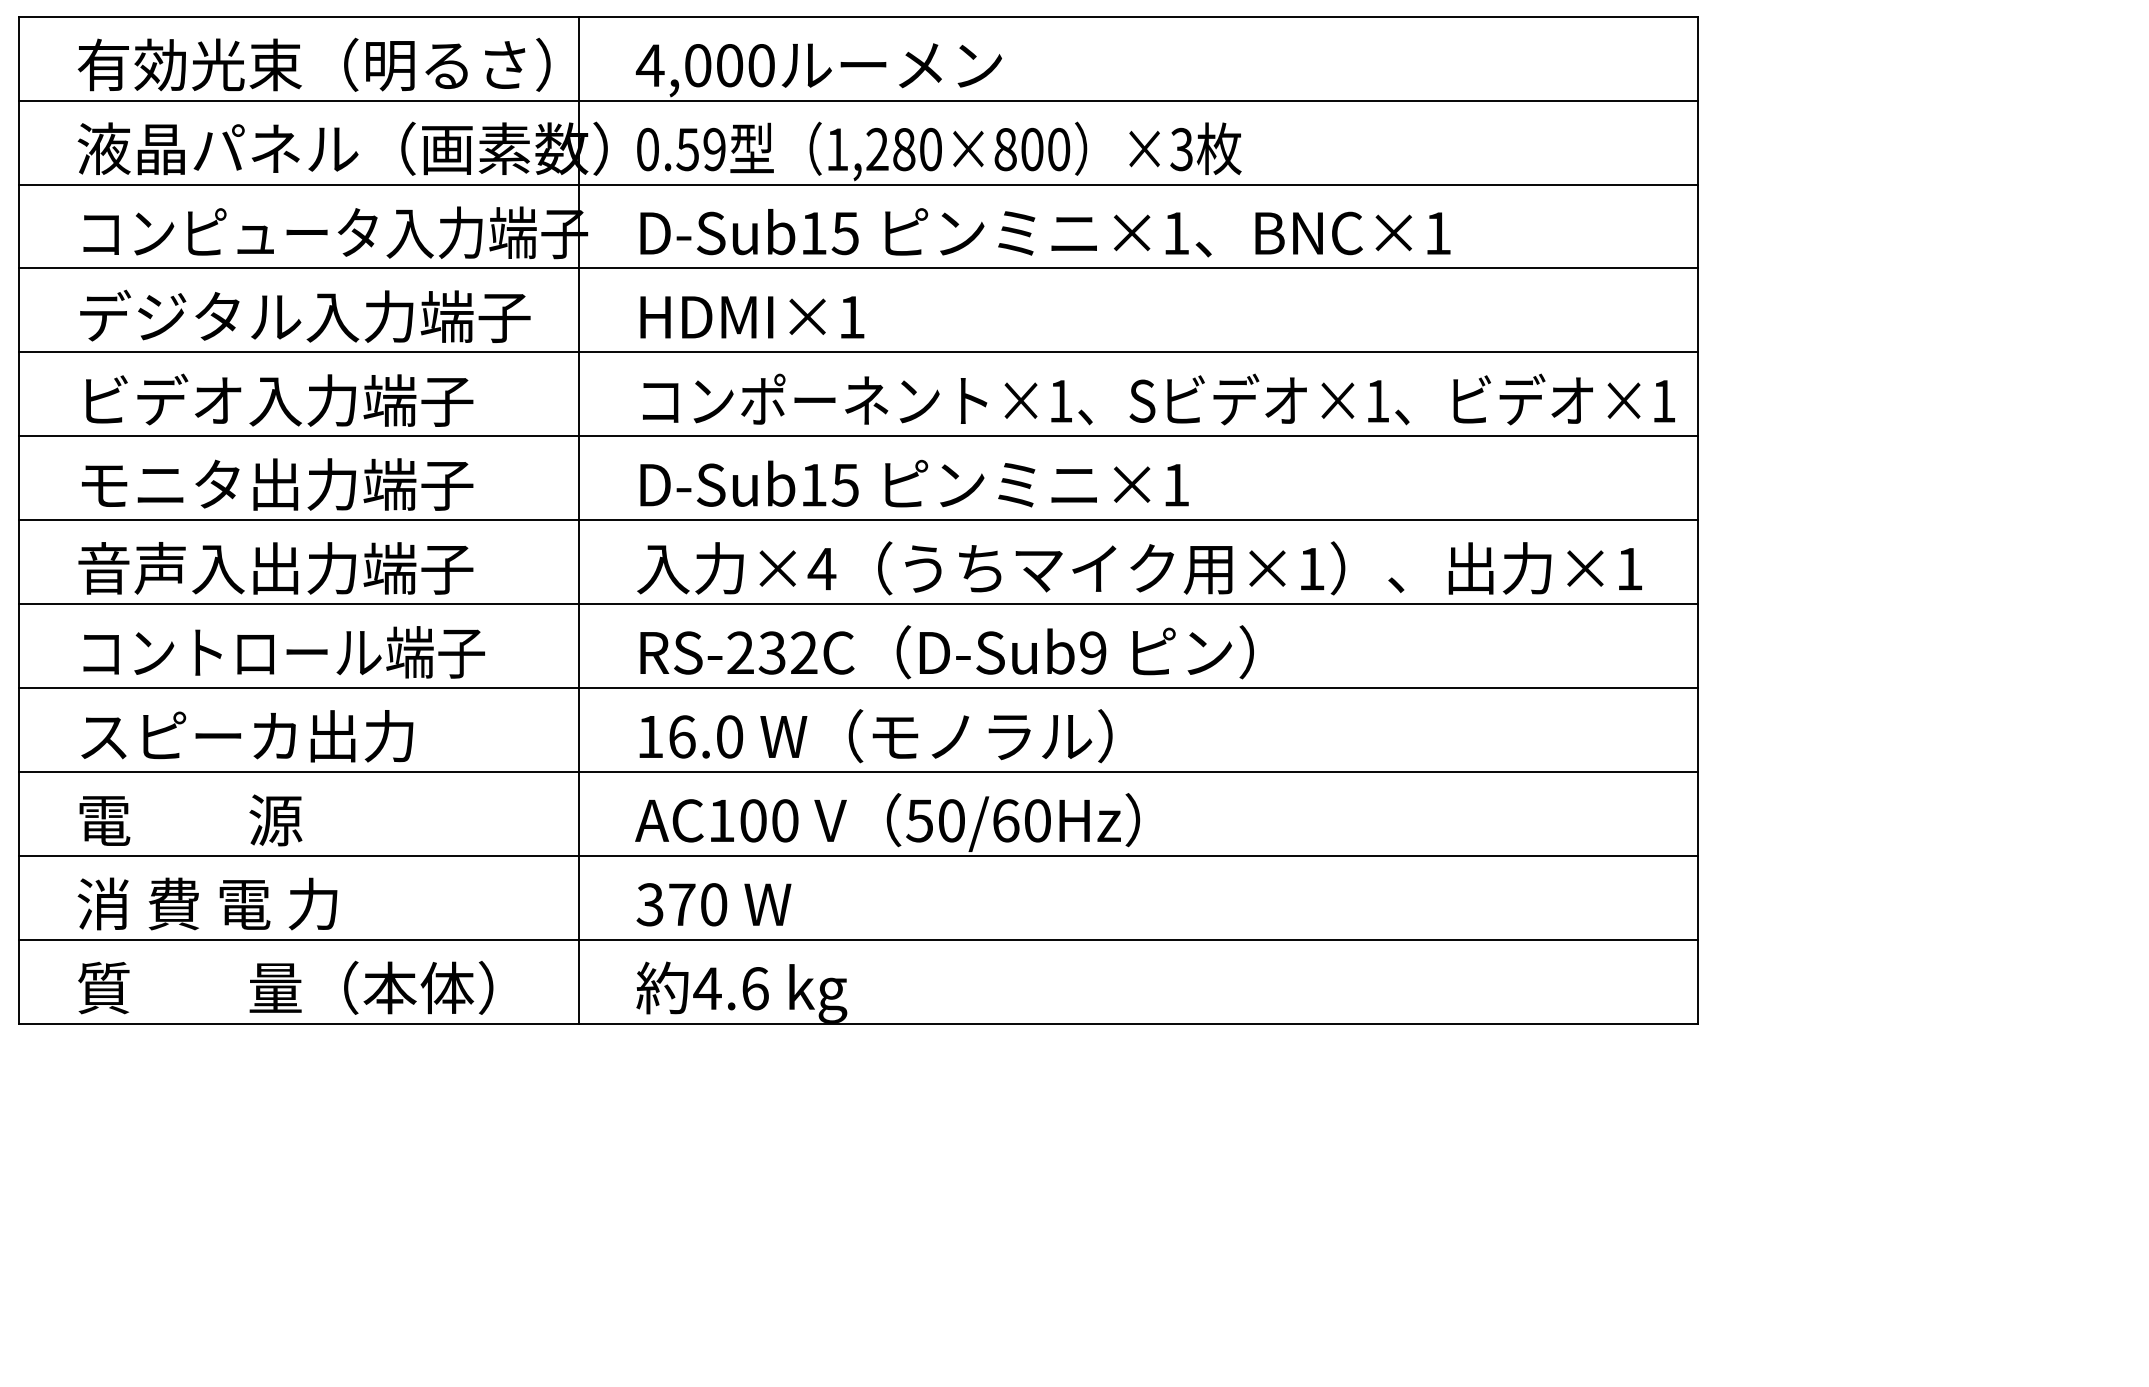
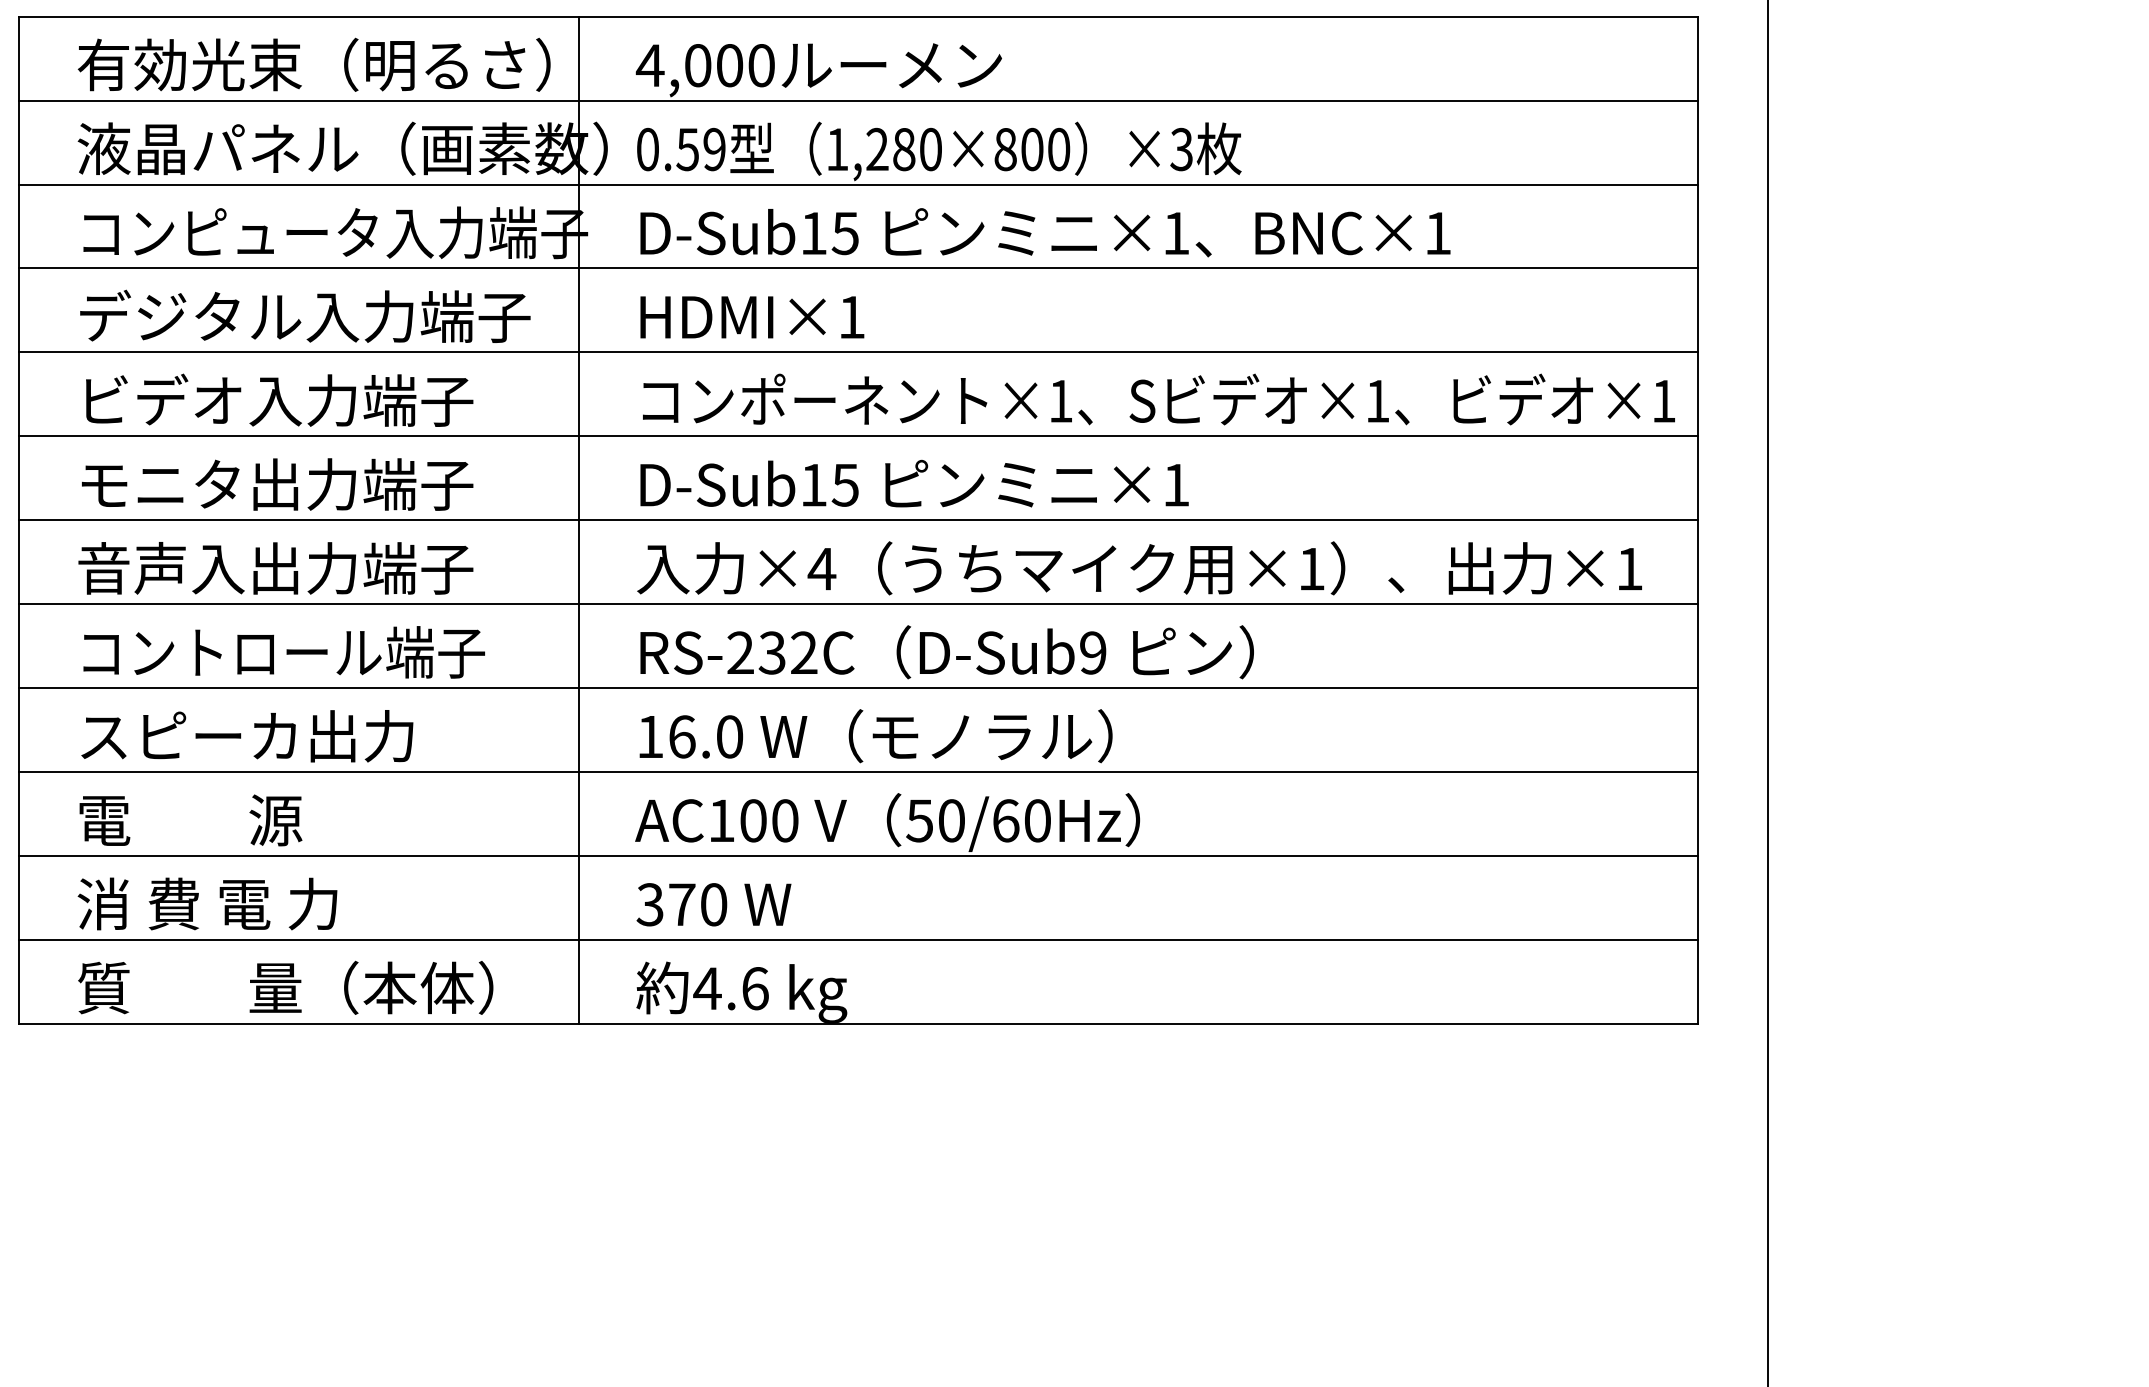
line: none -> present (1767, 692)
